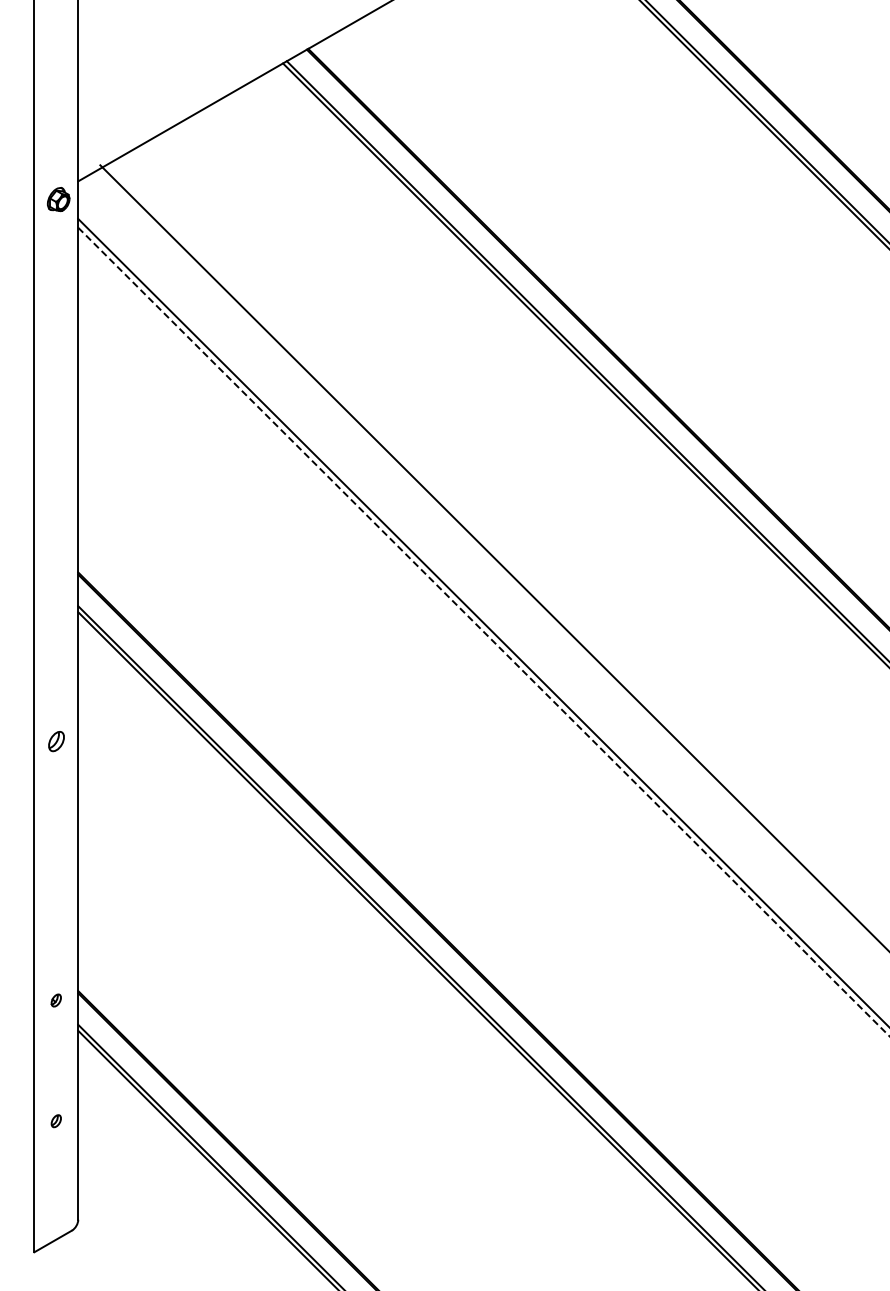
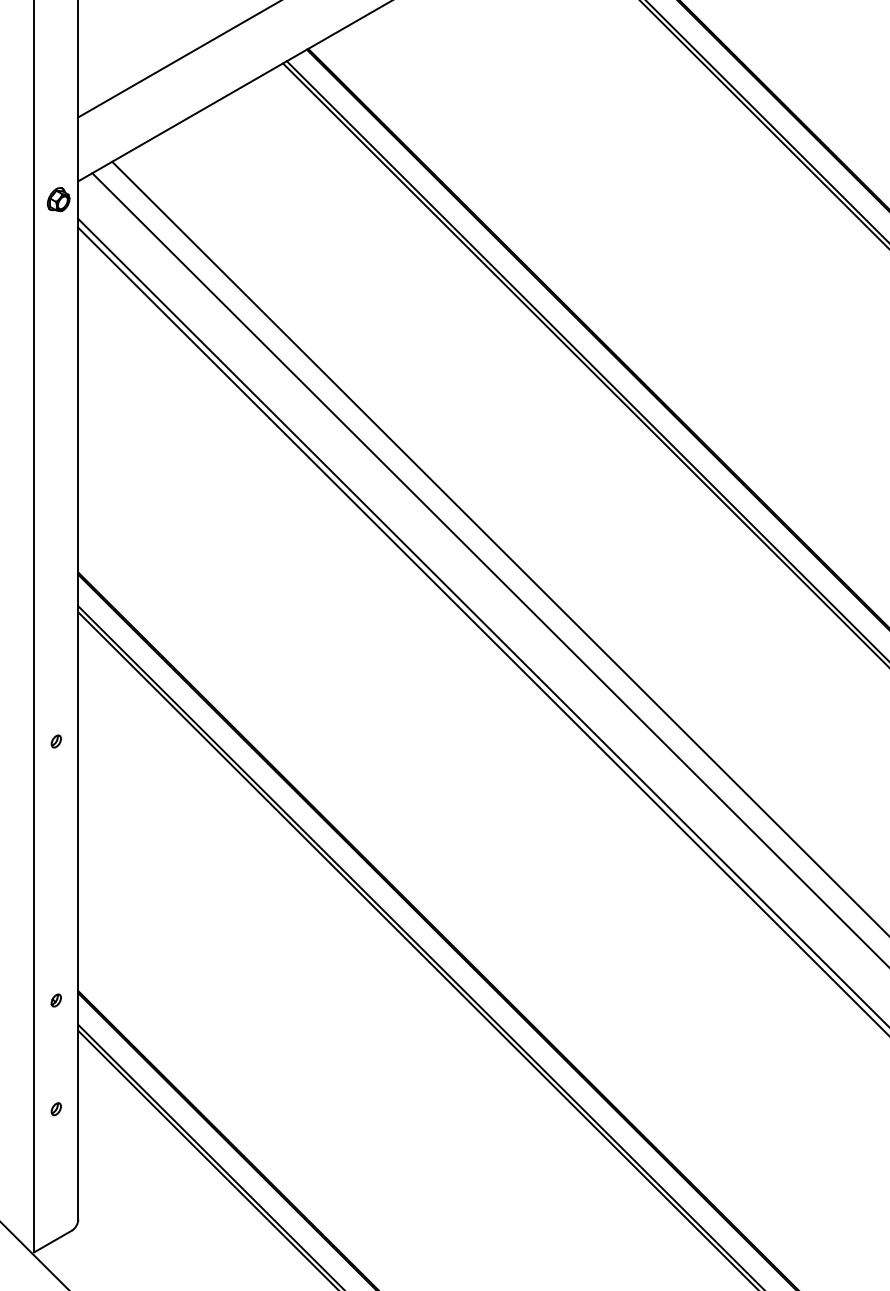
line: none -> present (178, 59)
line: none -> present (499, 547)
line position: (493, 556) -> (489, 569) (489, 569)
line: dashed -> solid (483, 632)
part size: 17x22 px -> 12x15 px (55, 741)
part position: (55, 1121) -> (55, 1109) (55, 1109)
line: none -> present (34, 1255)
